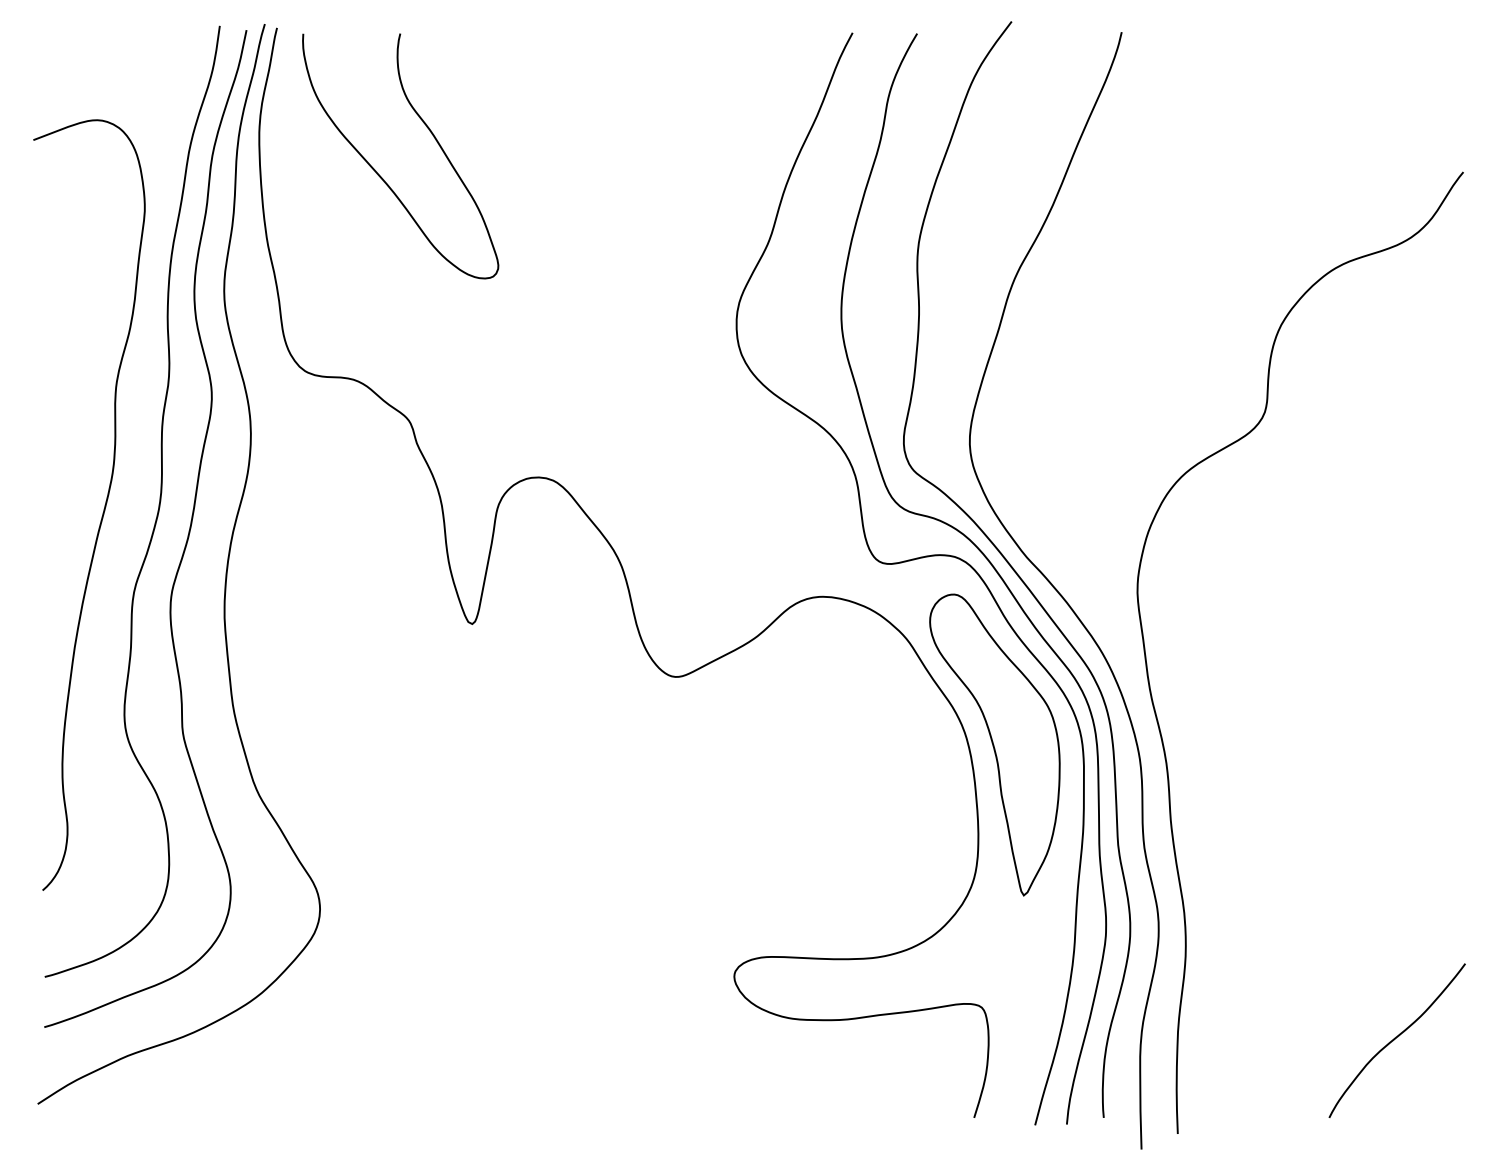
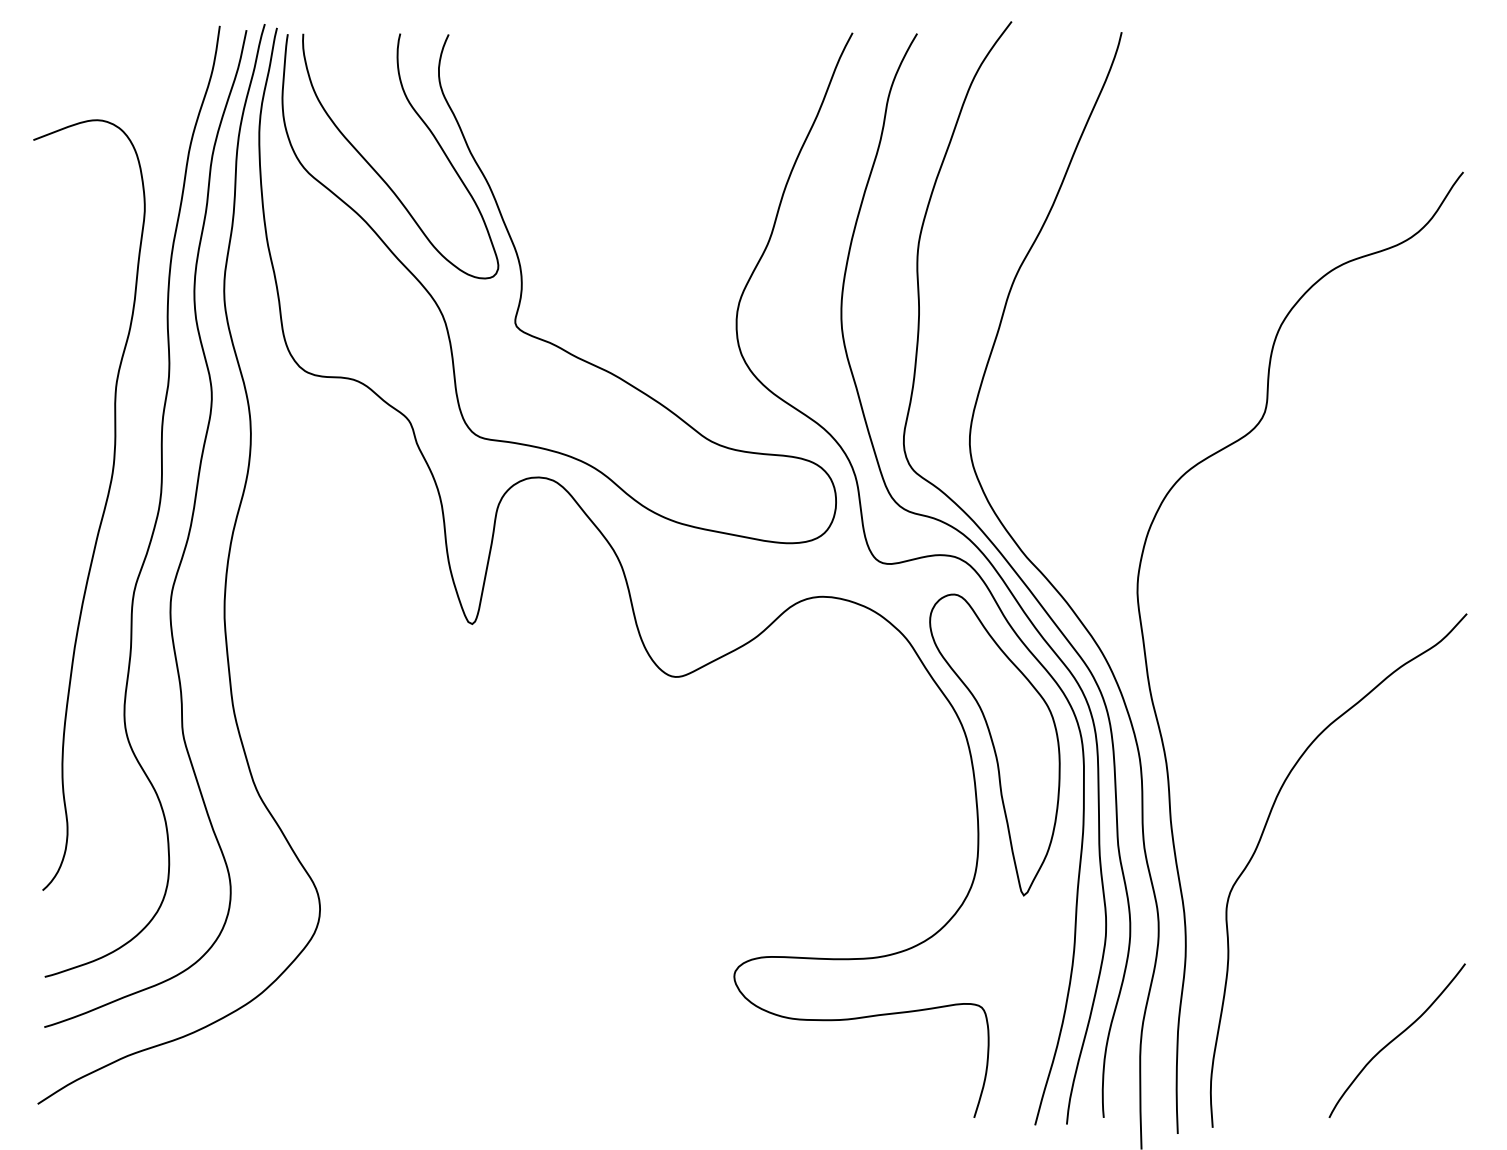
curve: none -> present (522, 289)
curve: none -> present (1261, 839)
